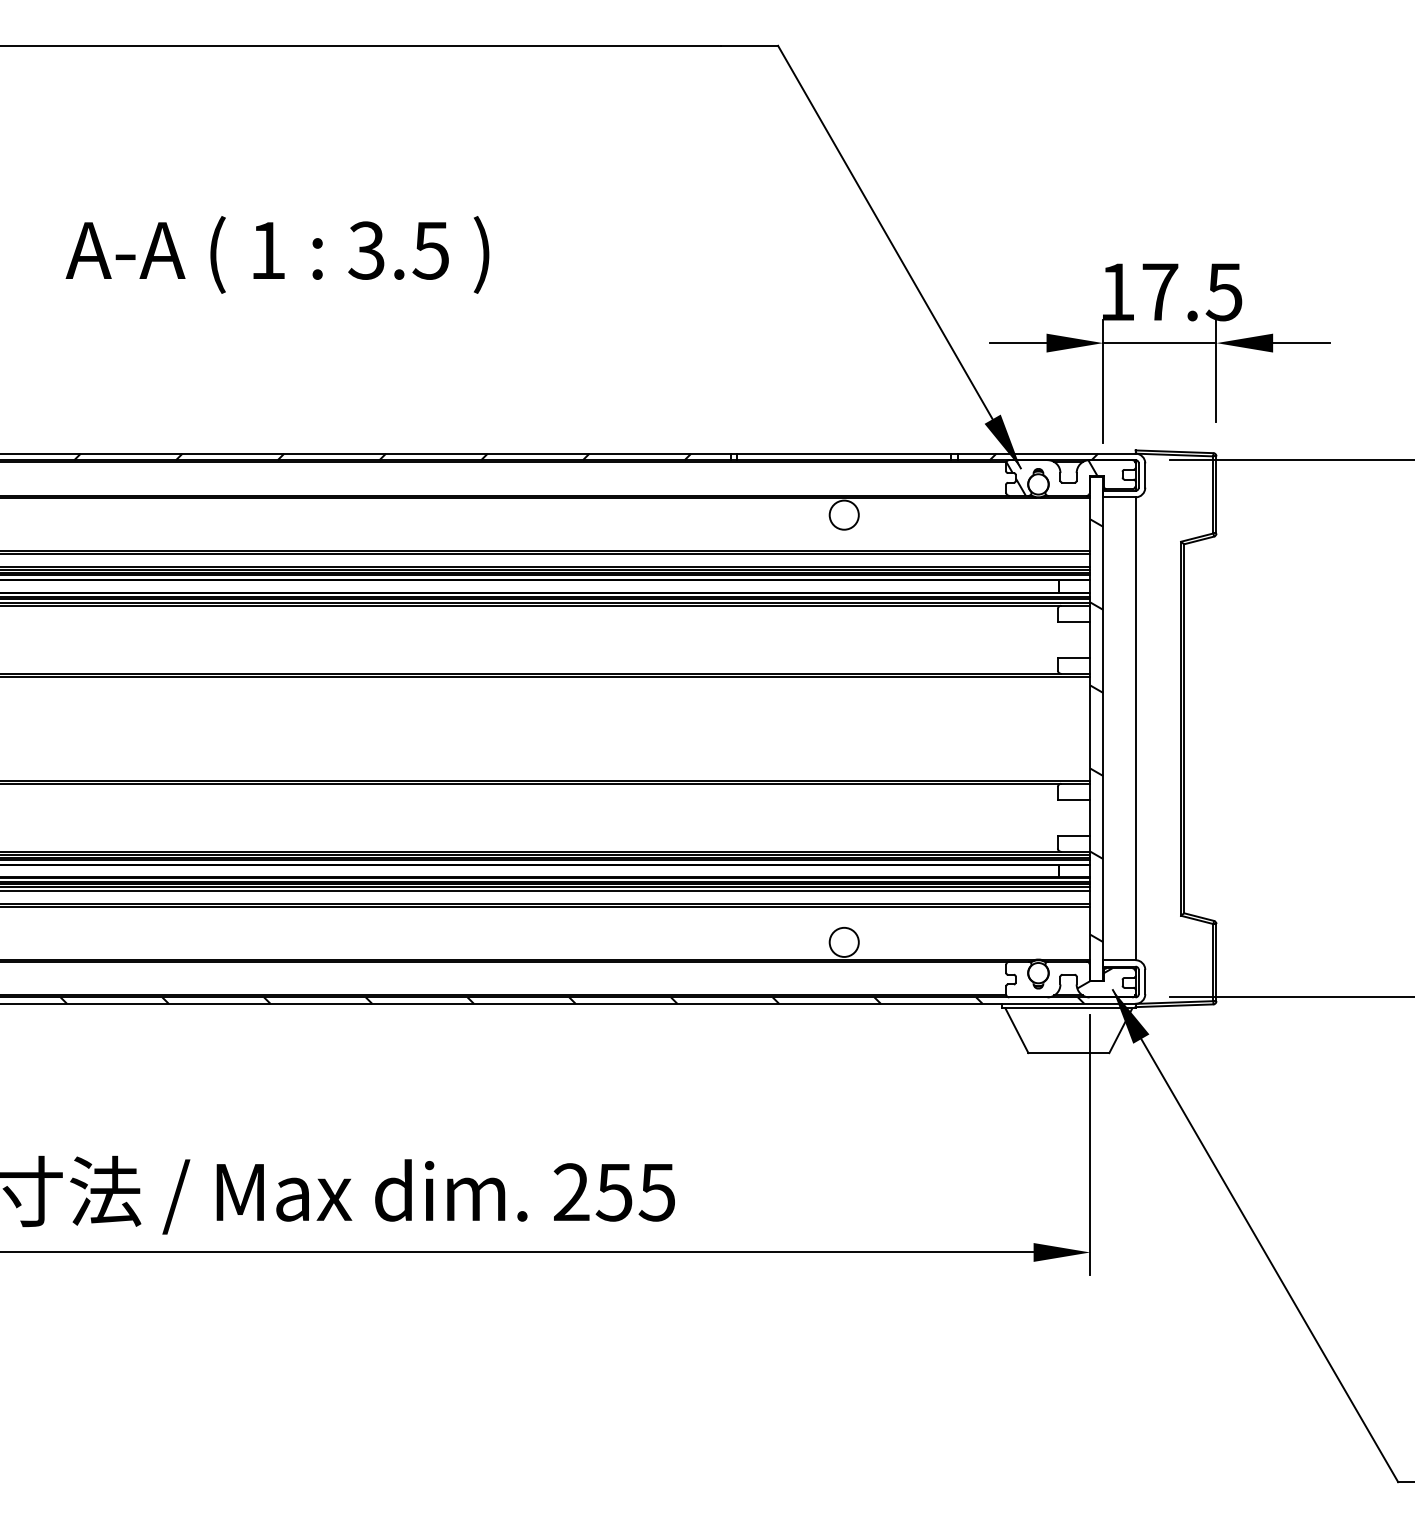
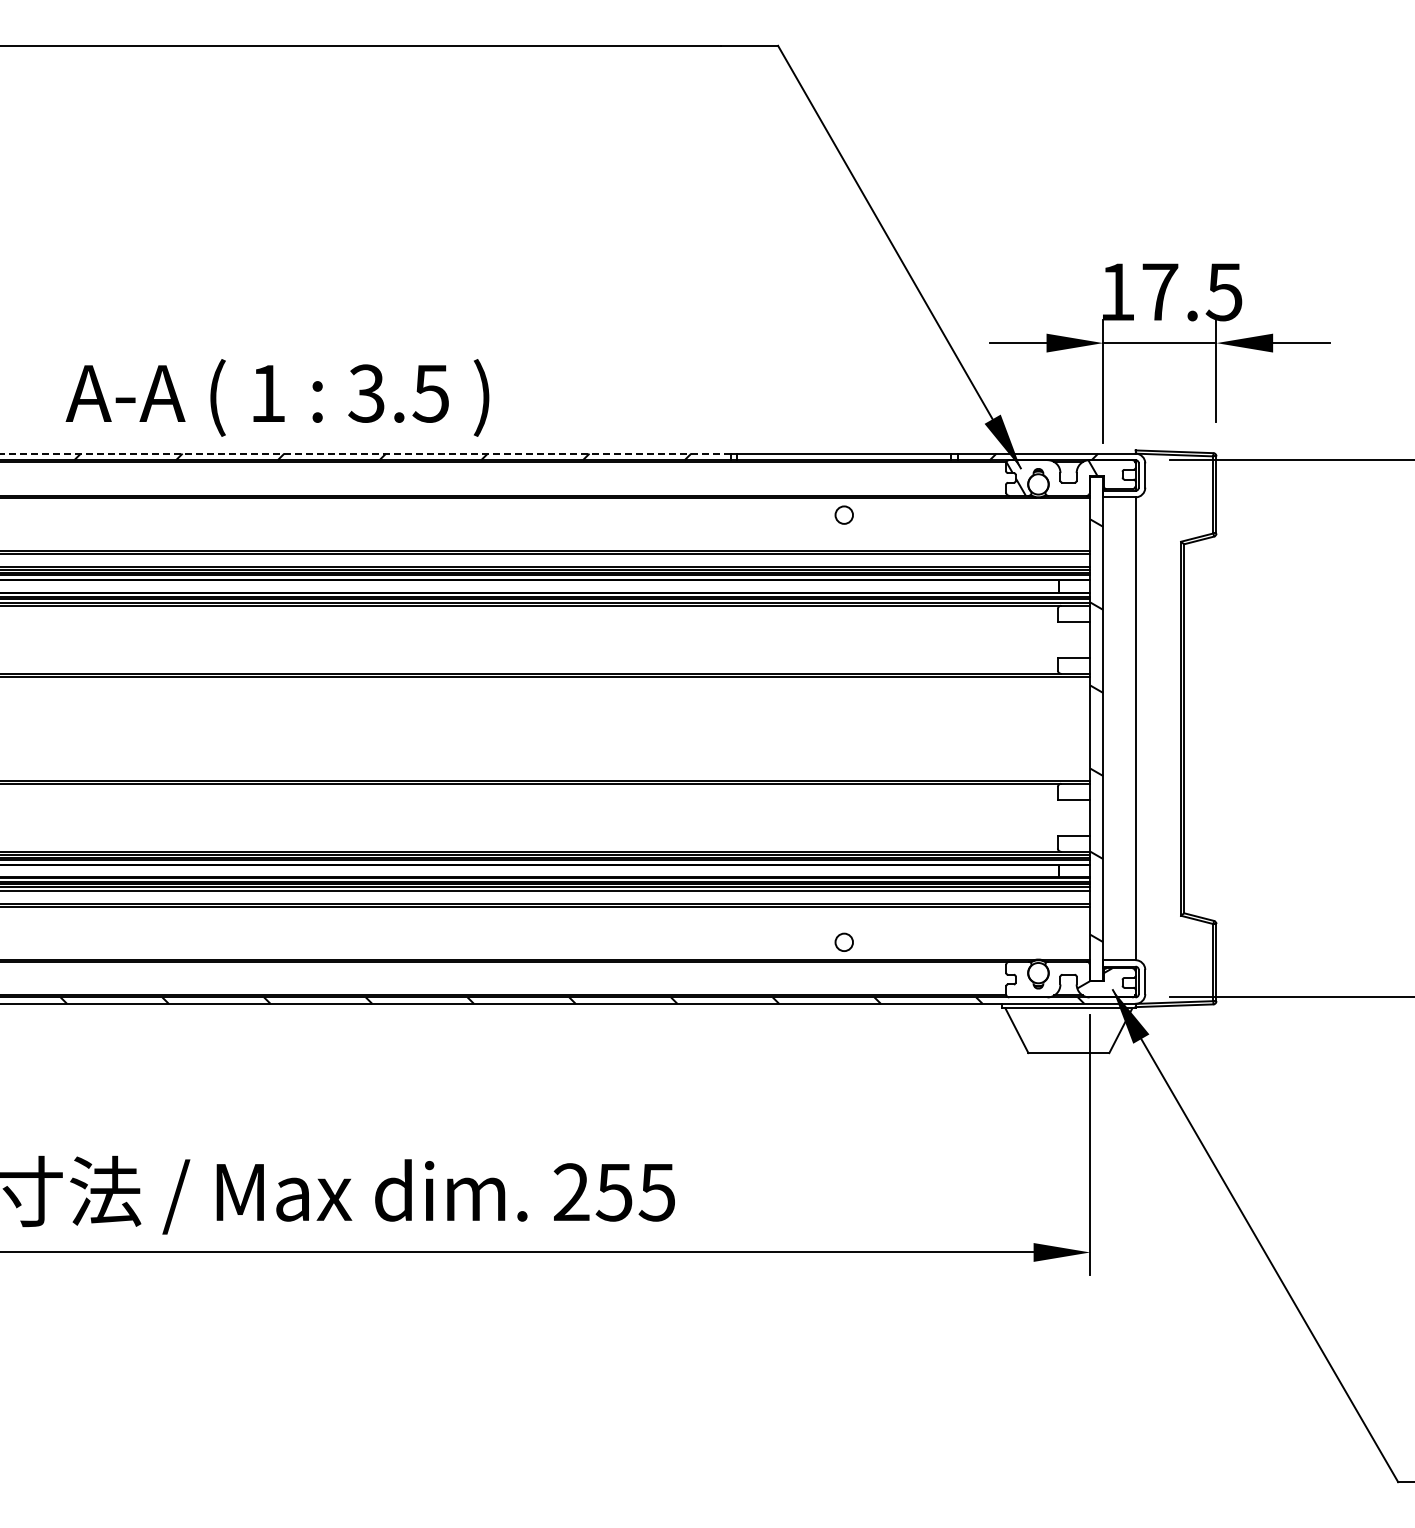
text position: (277, 254) -> (277, 397) (277, 397)
line: solid -> dashed (365, 453)
circle diameter: 29 px -> 17 px (844, 514)
circle diameter: 29 px -> 17 px (844, 942)
